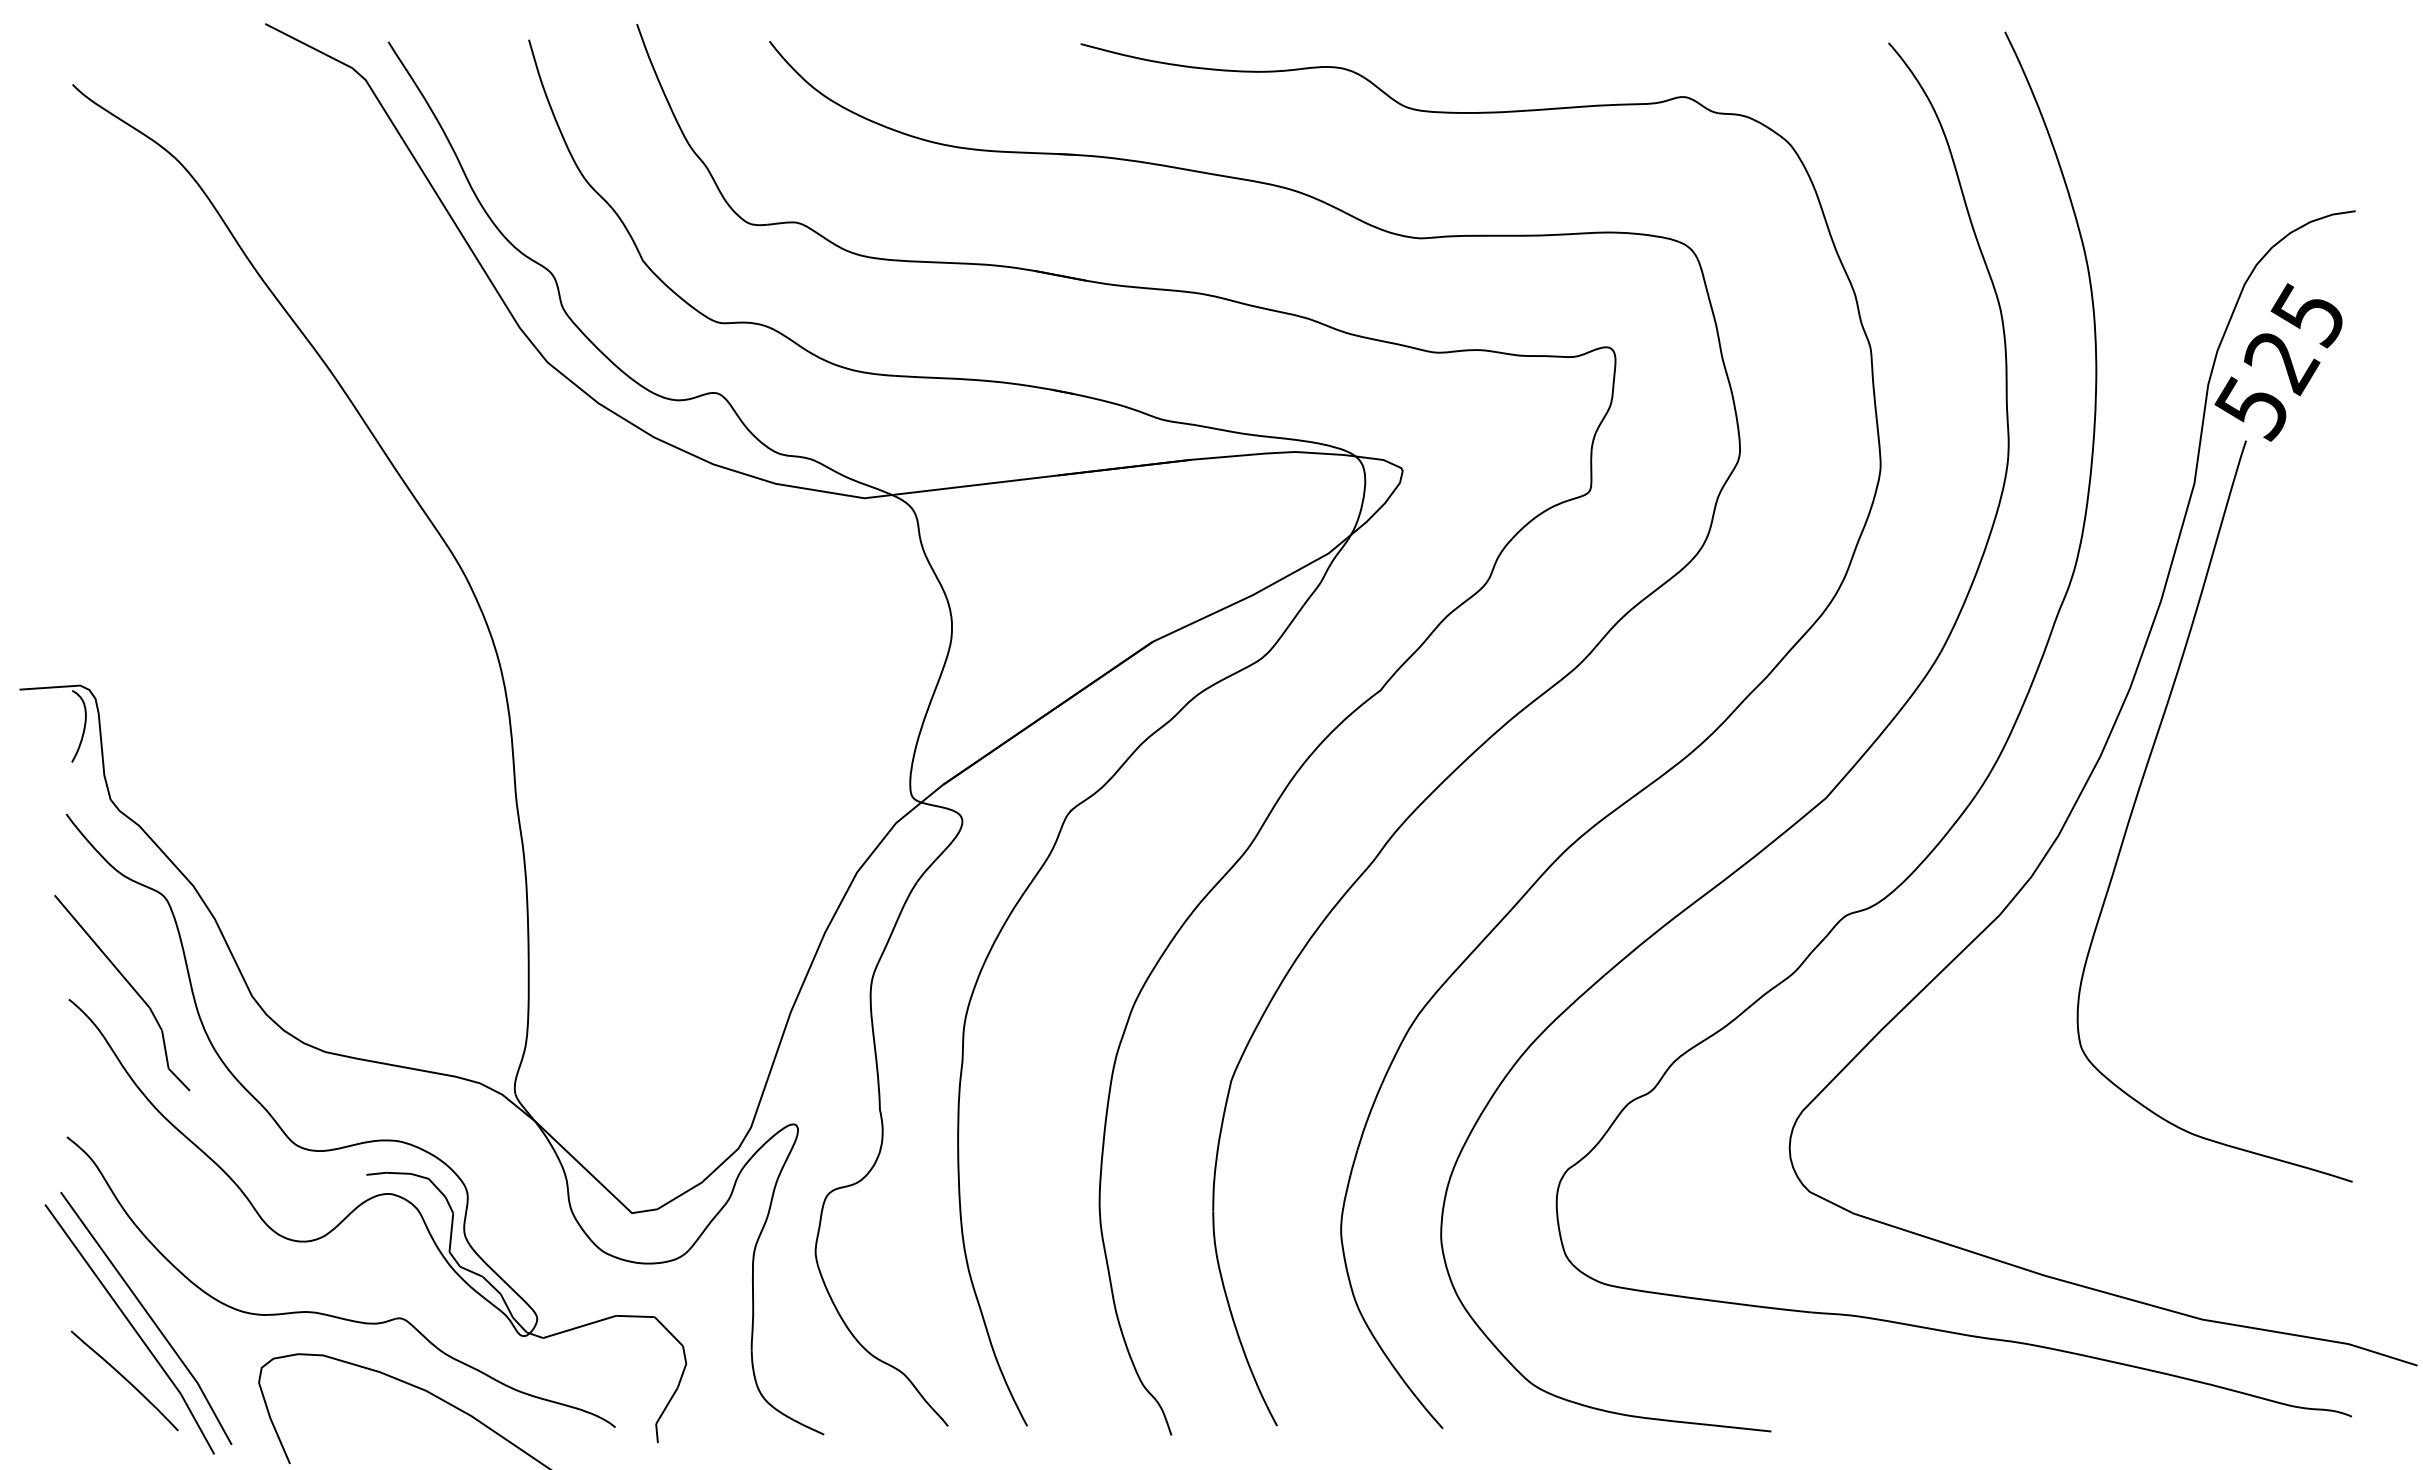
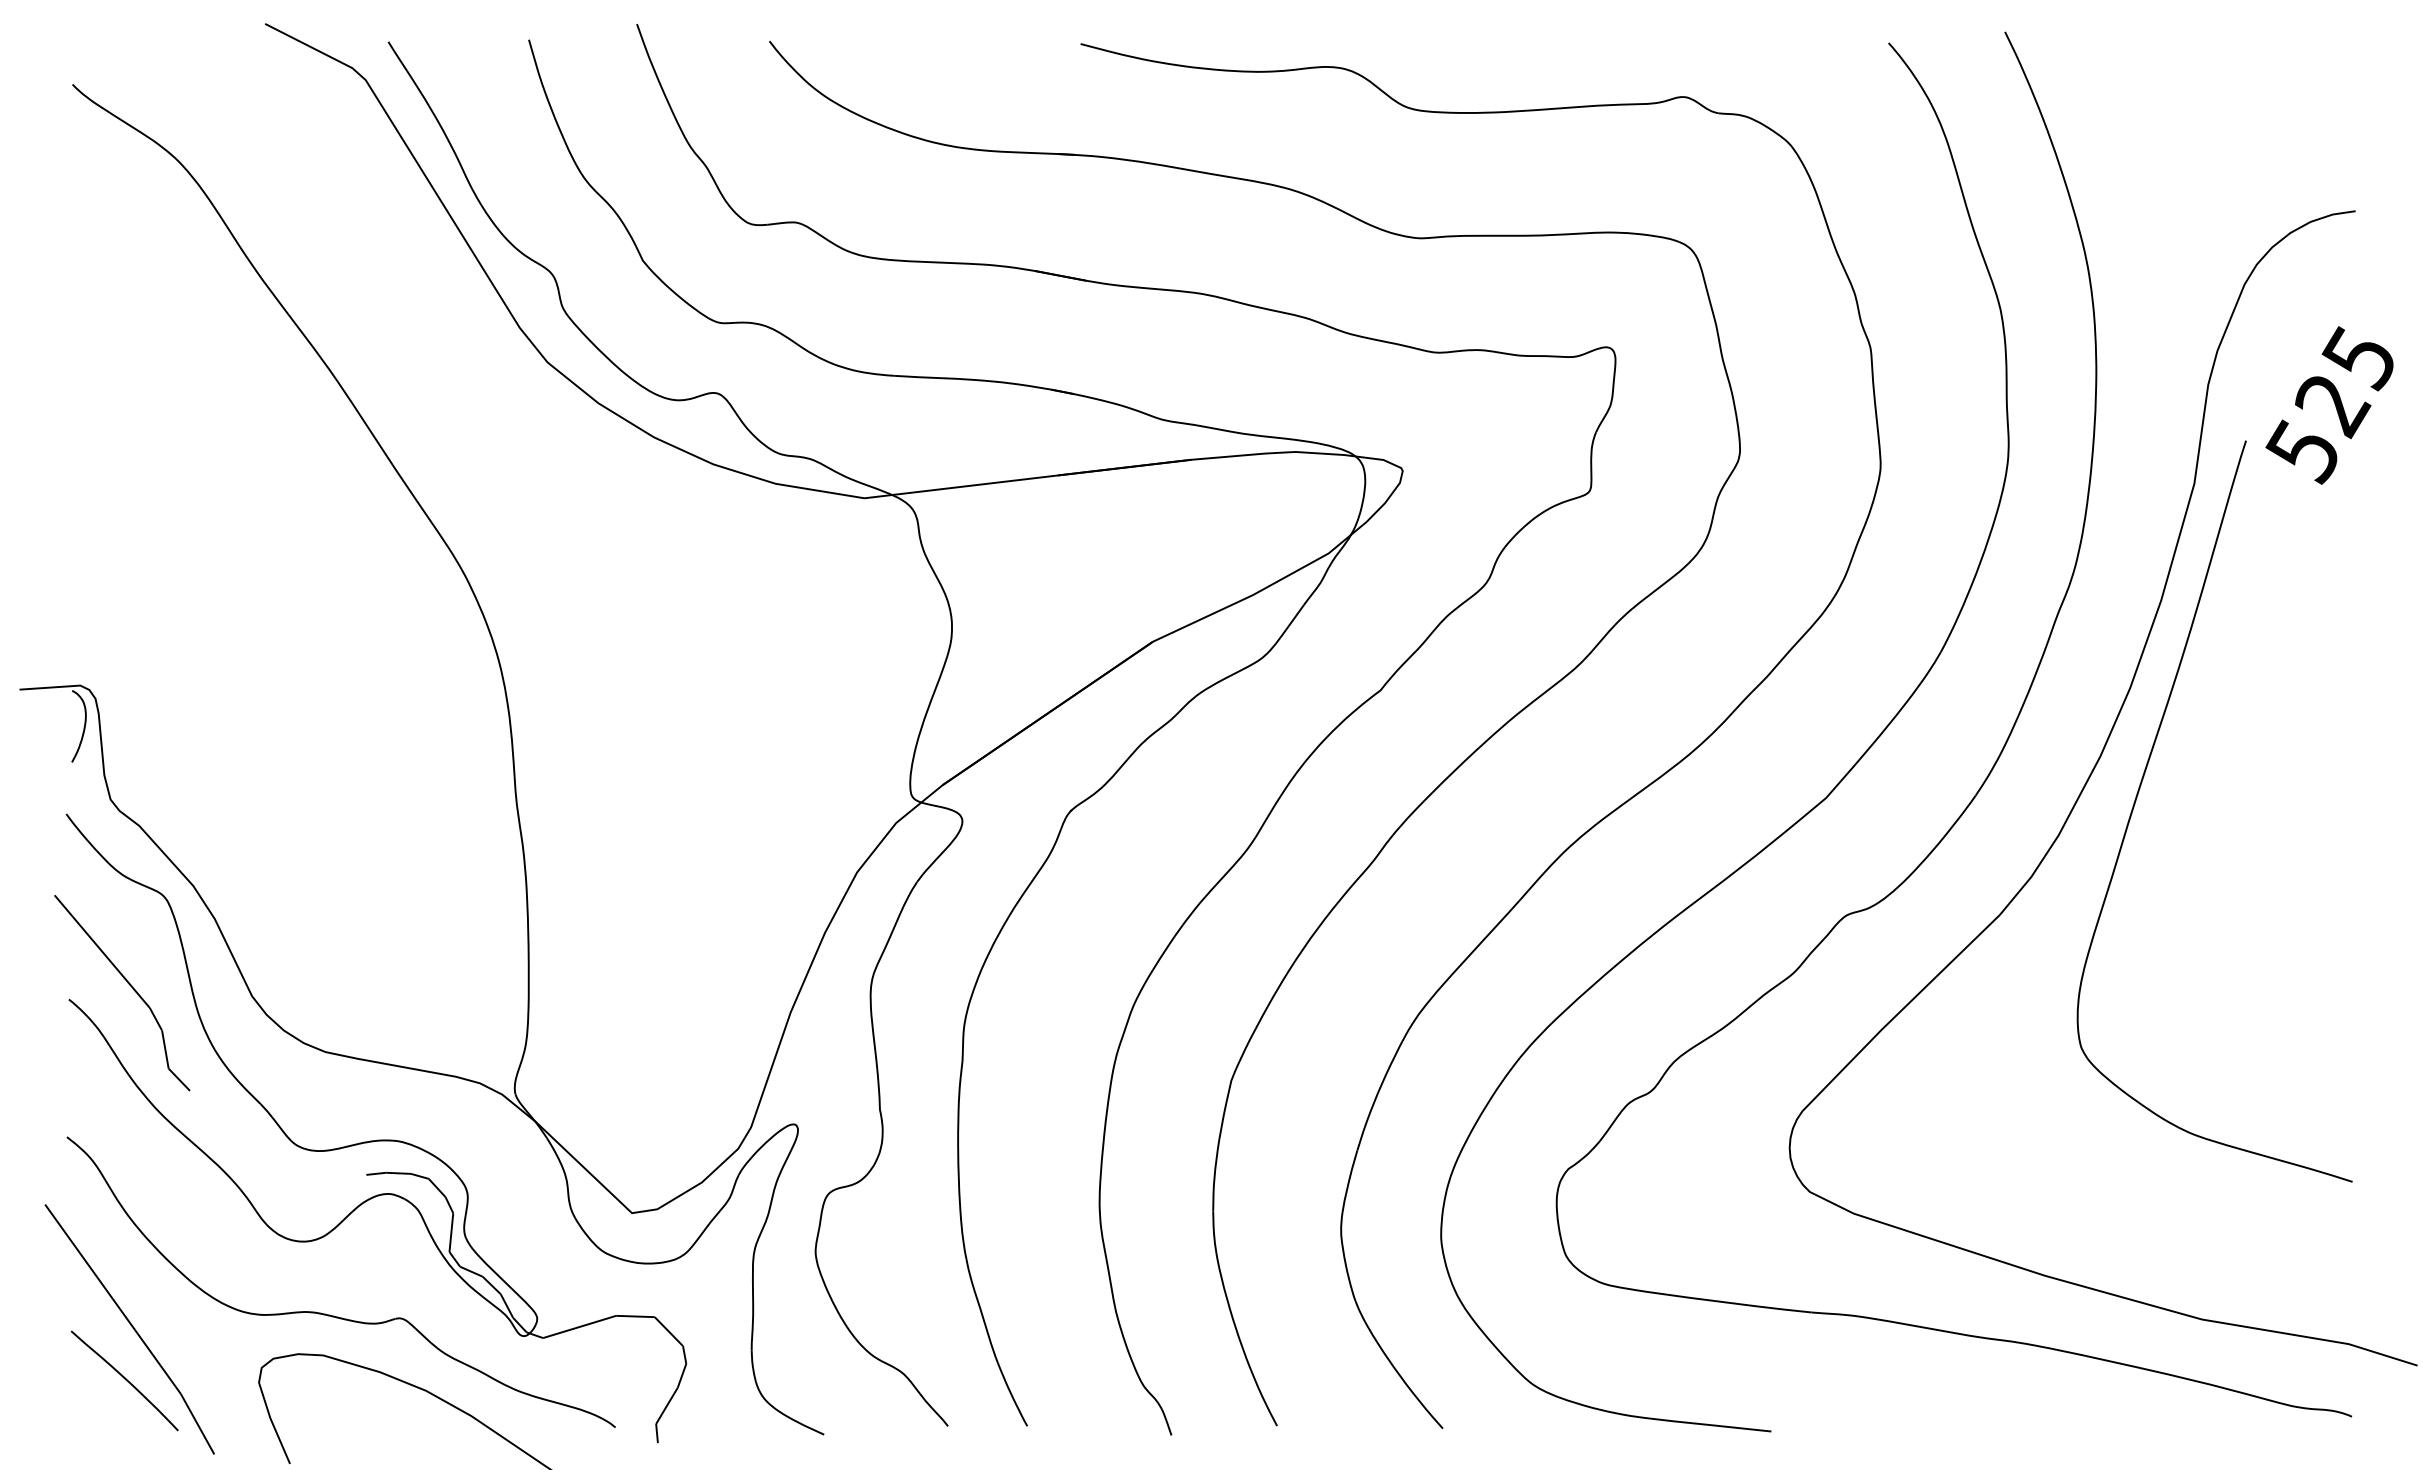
text position: (2278, 362) -> (2329, 405) (2329, 405)
line: present -> none (148, 1316)
